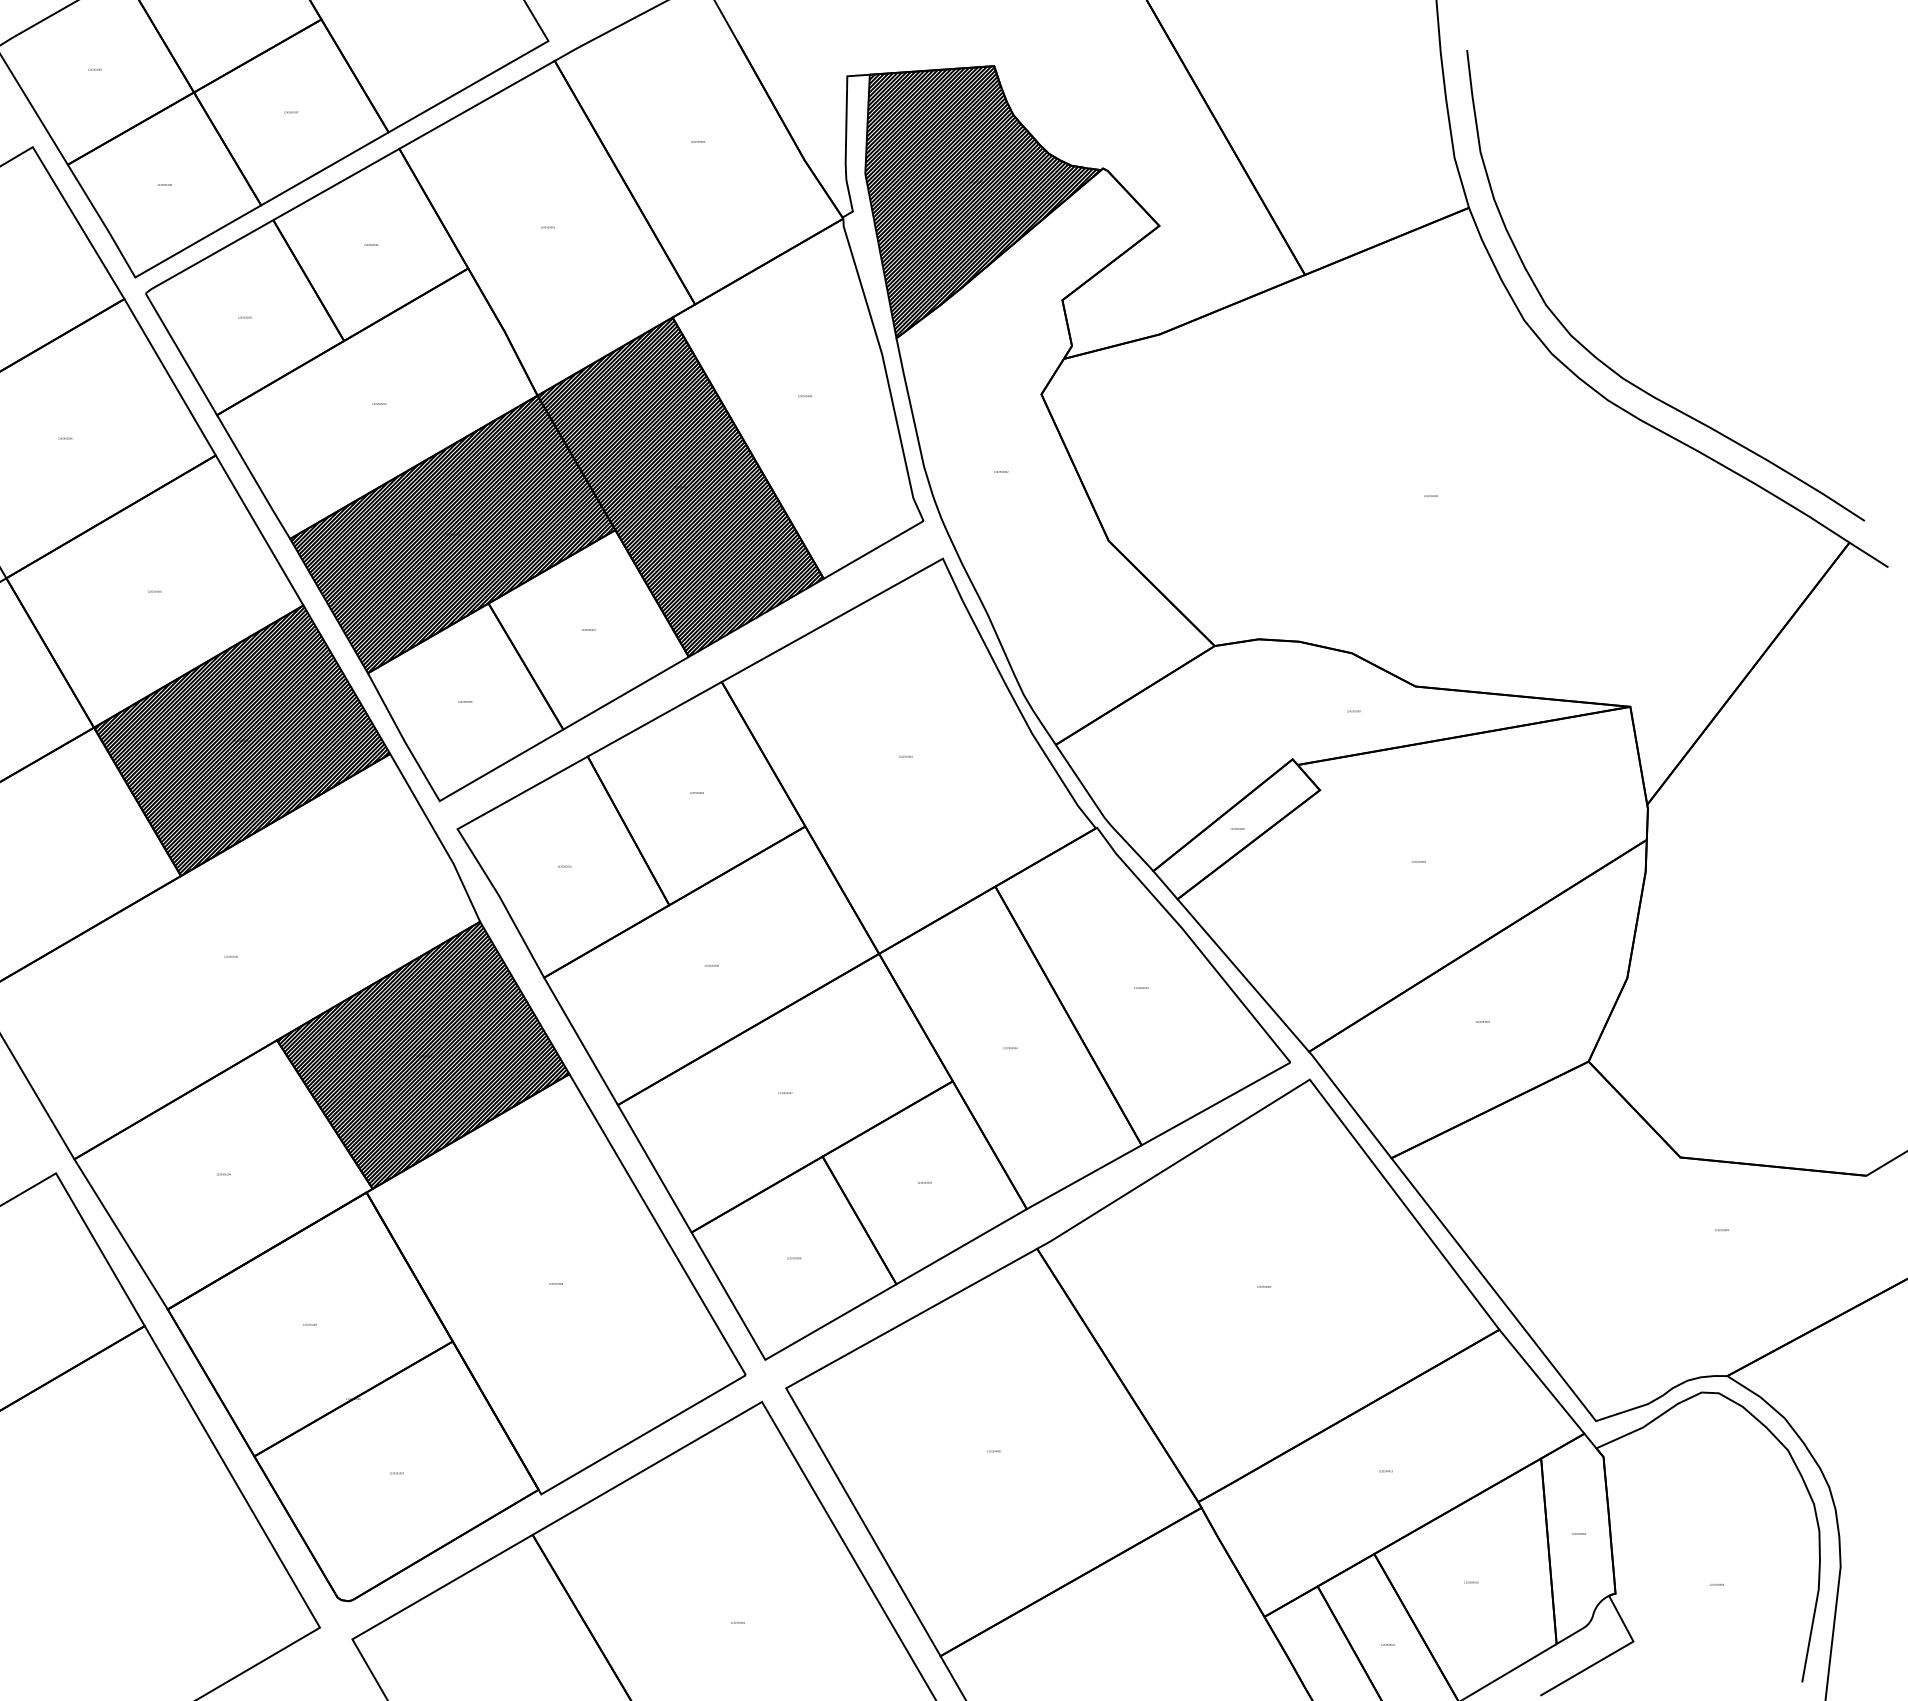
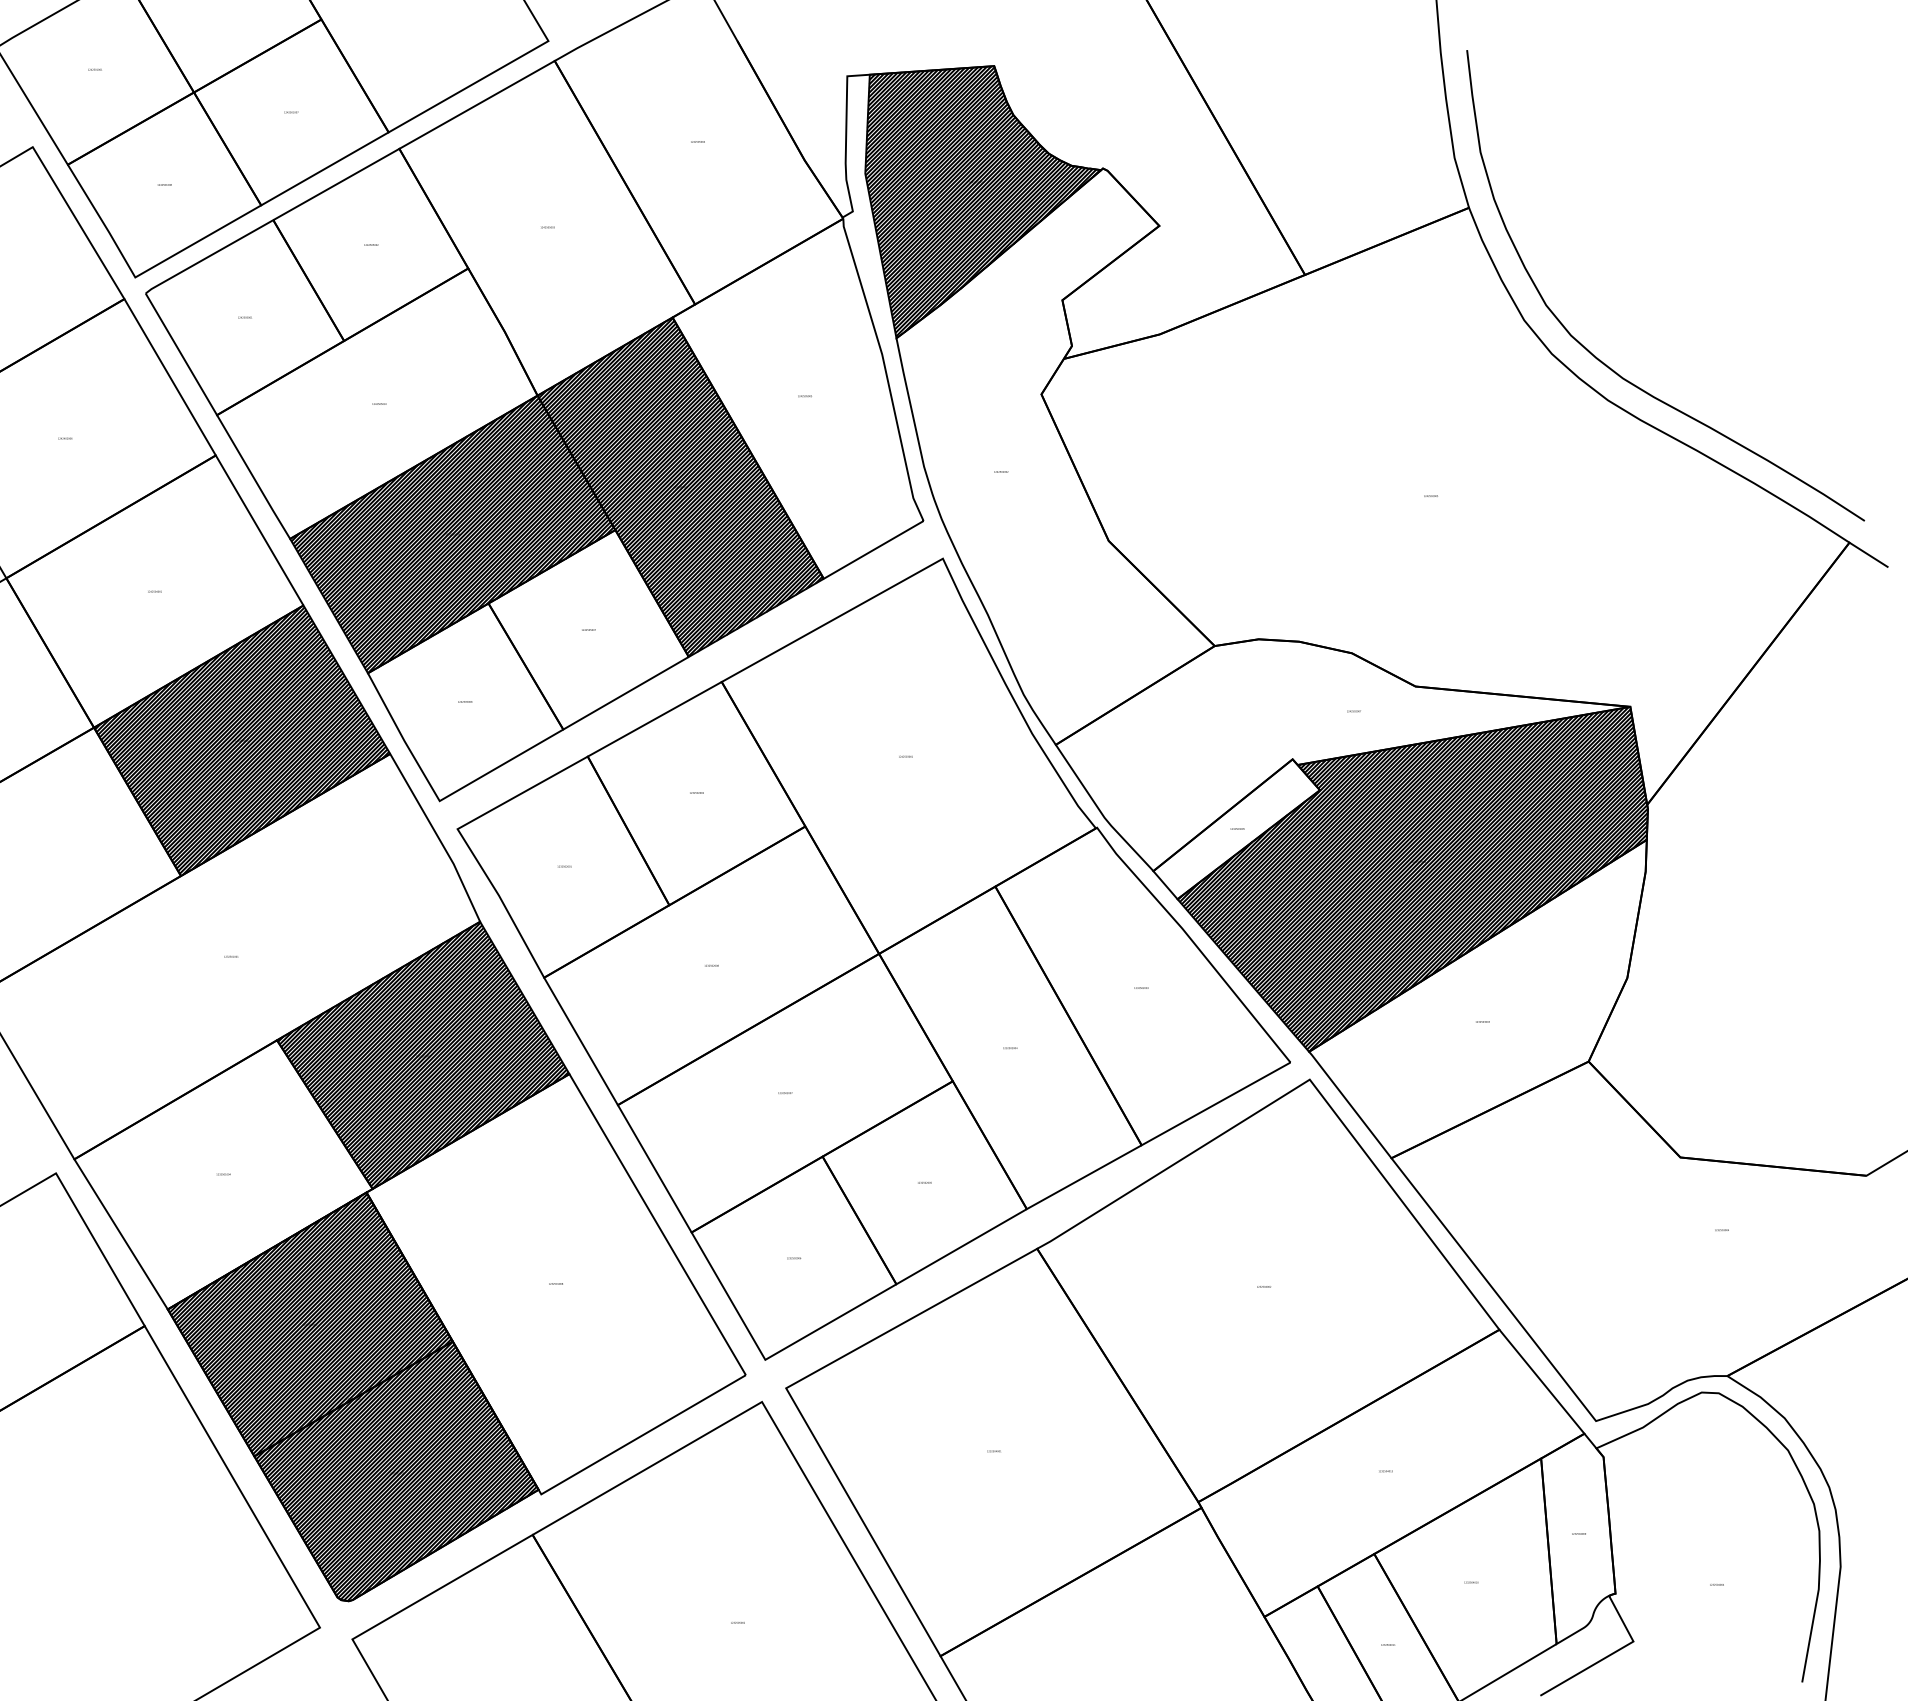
hatch: none -> present (1412, 879)
hatch: none -> present (353, 1397)
